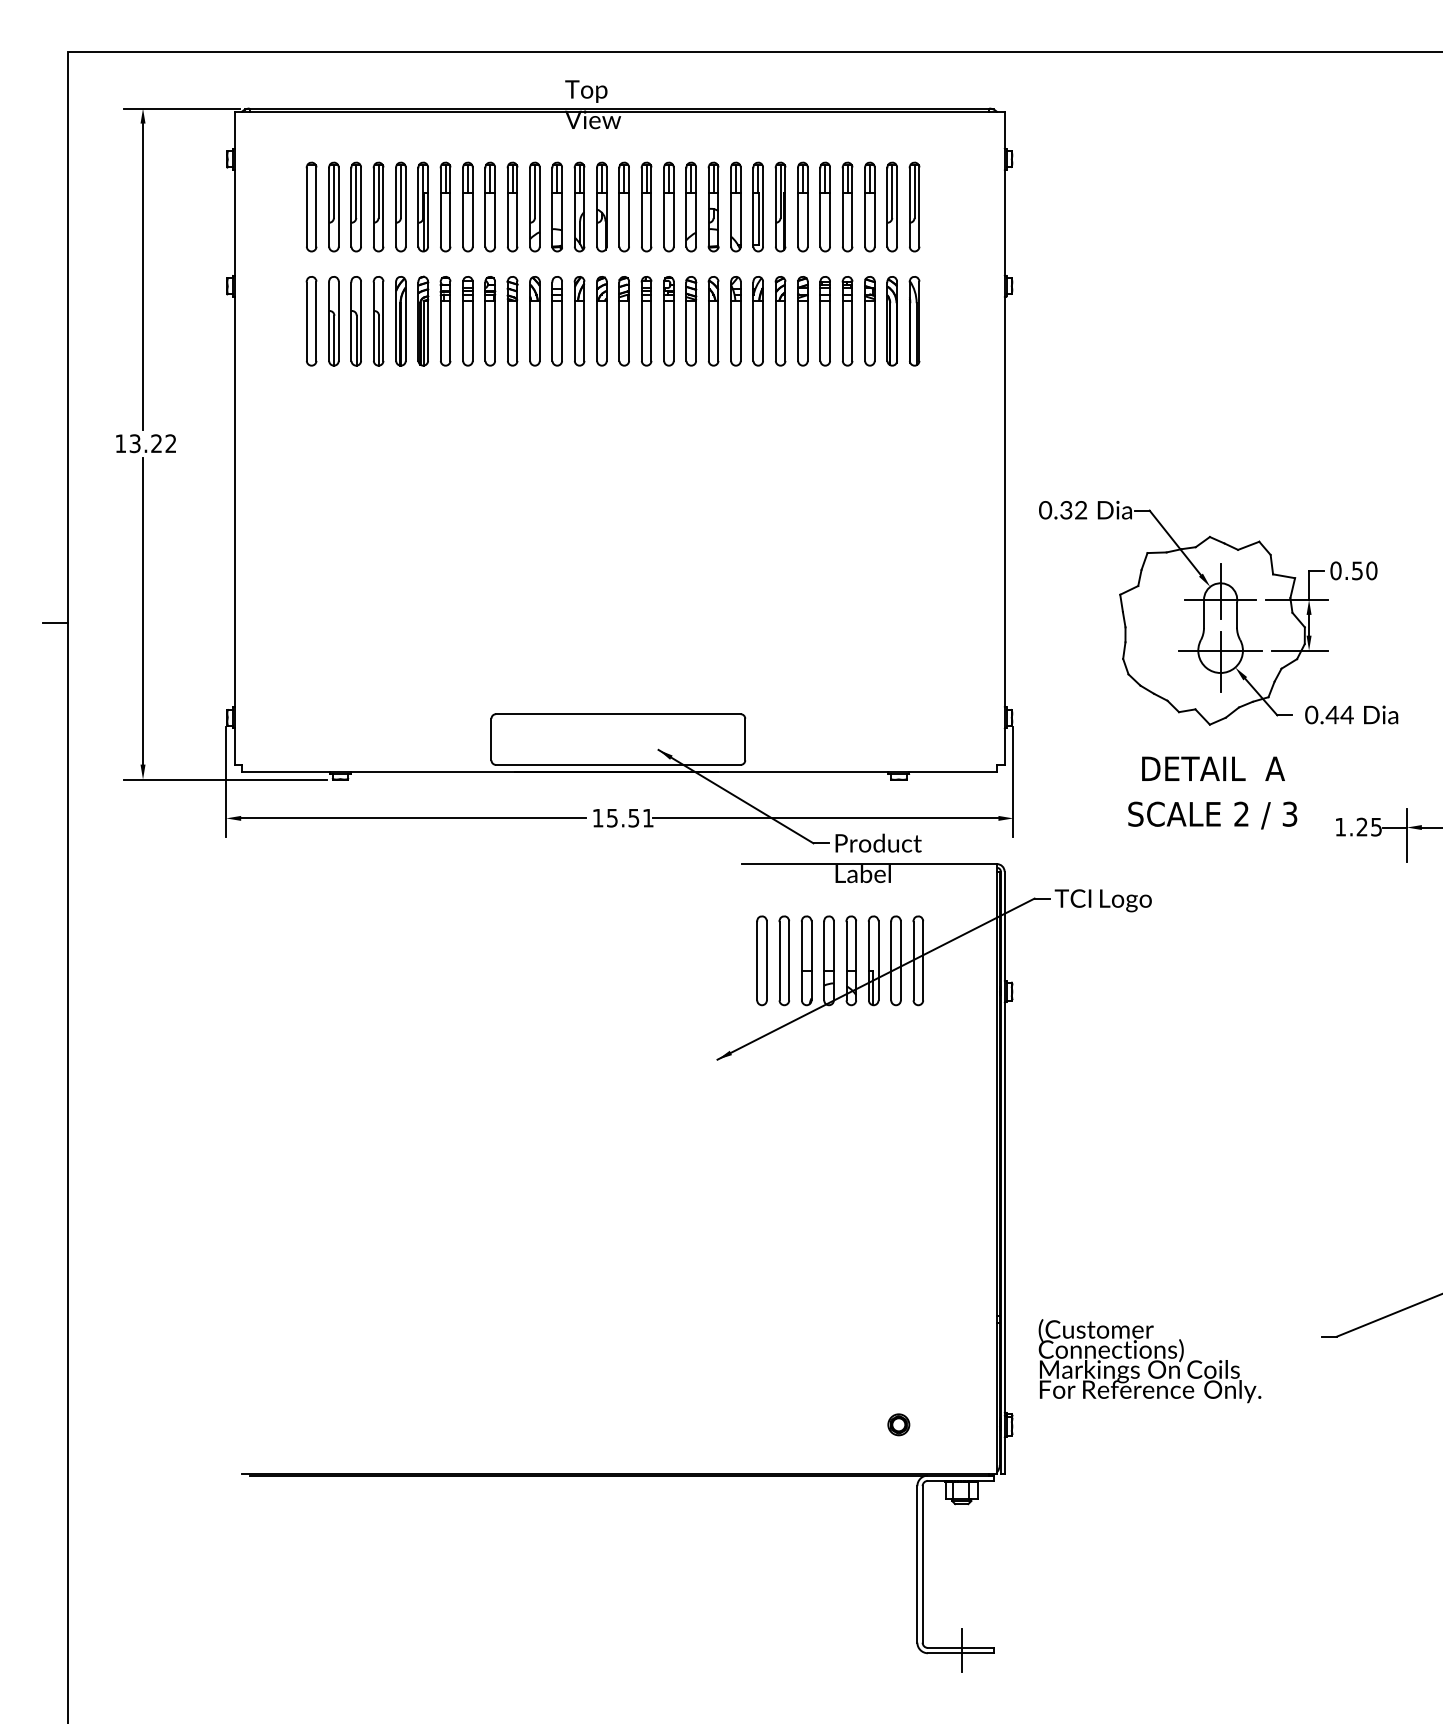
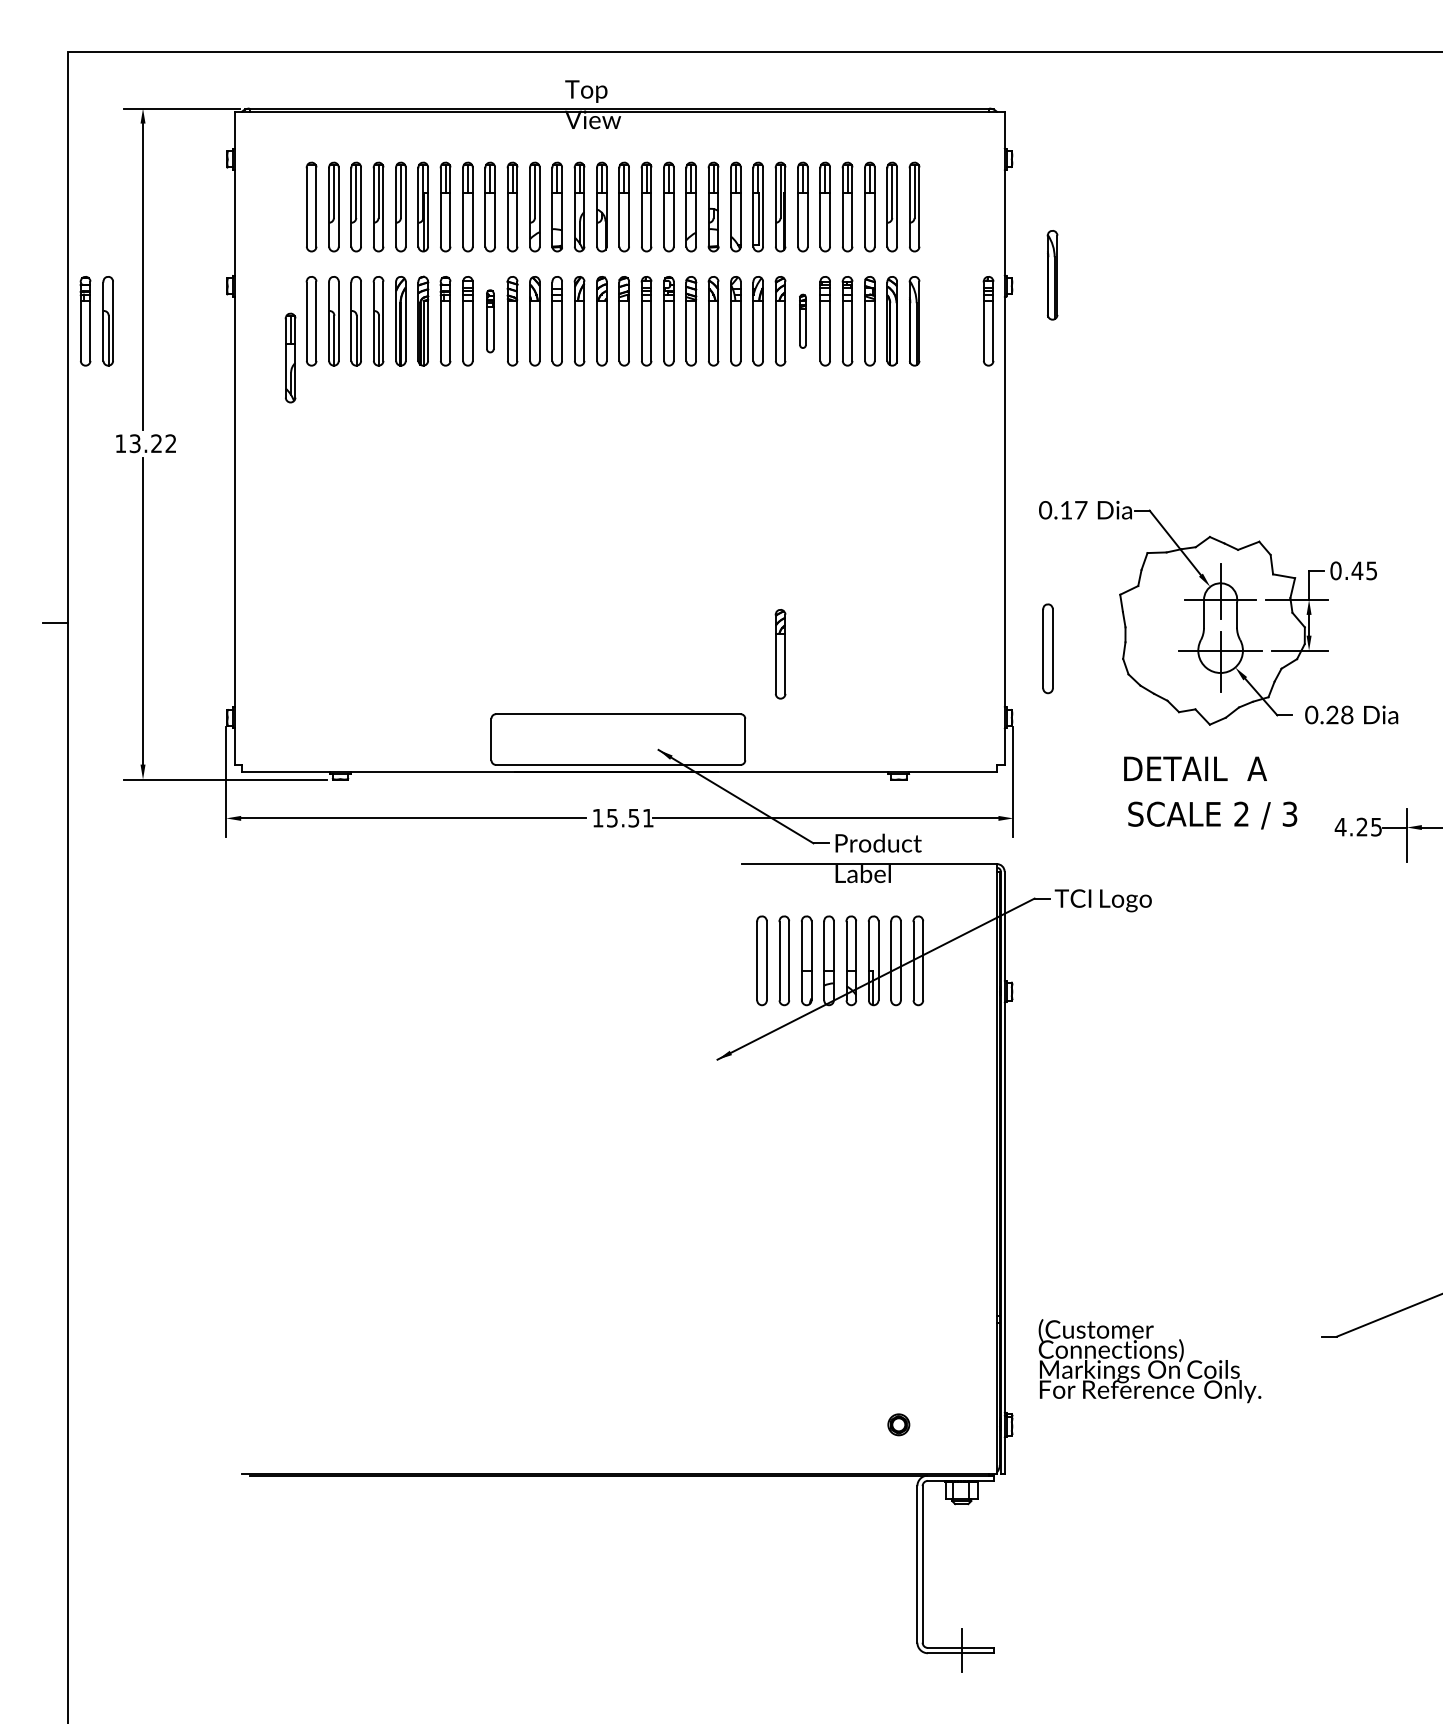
part: none -> present (1052, 275)
part: none -> present (85, 321)
part: none -> present (107, 321)
part size: 13x91 px -> 9x65 px (490, 321)
part size: 12x91 px -> 8x56 px (802, 320)
part: none -> present (988, 321)
part: none -> present (290, 357)
text: 0.32 -> 0.17 (1073, 510)
text: 0.50 -> 0.45 (1364, 570)
part: none -> present (1047, 648)
part: none -> present (780, 654)
text: 0.44 -> 0.28 (1339, 714)
text position: (1213, 768) -> (1195, 768) (1195, 768)
text: 1.25 -> 4.25 (1340, 827)
